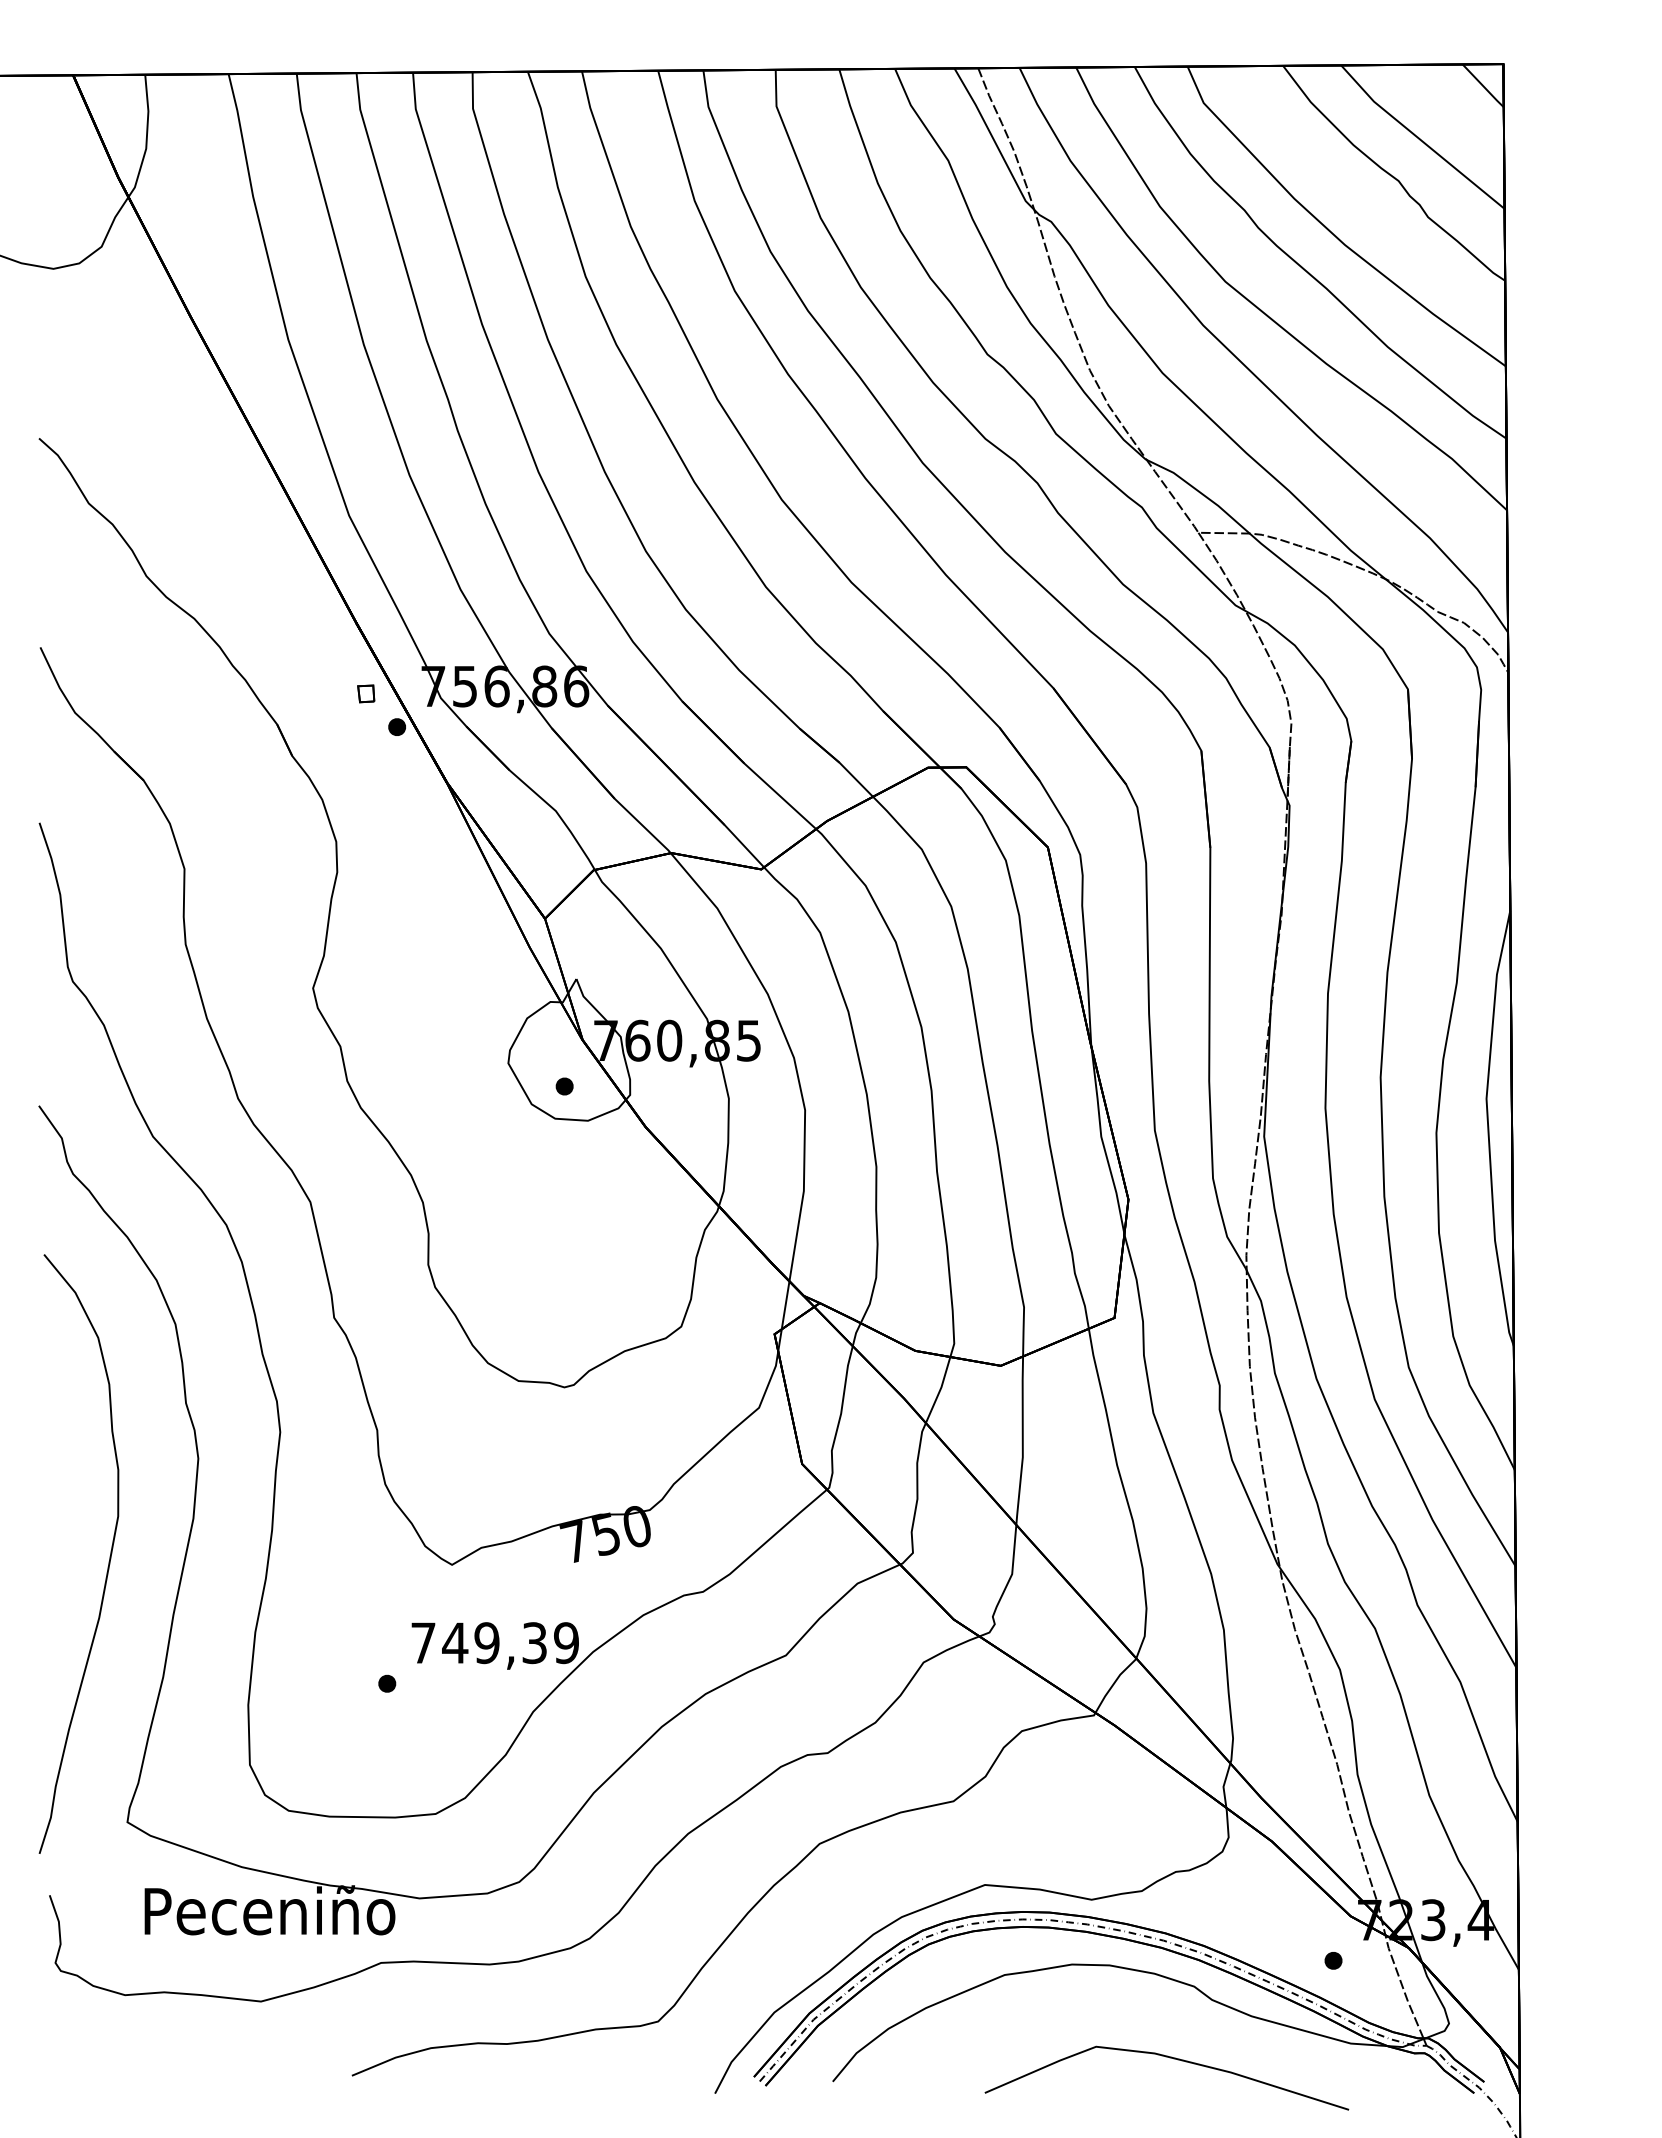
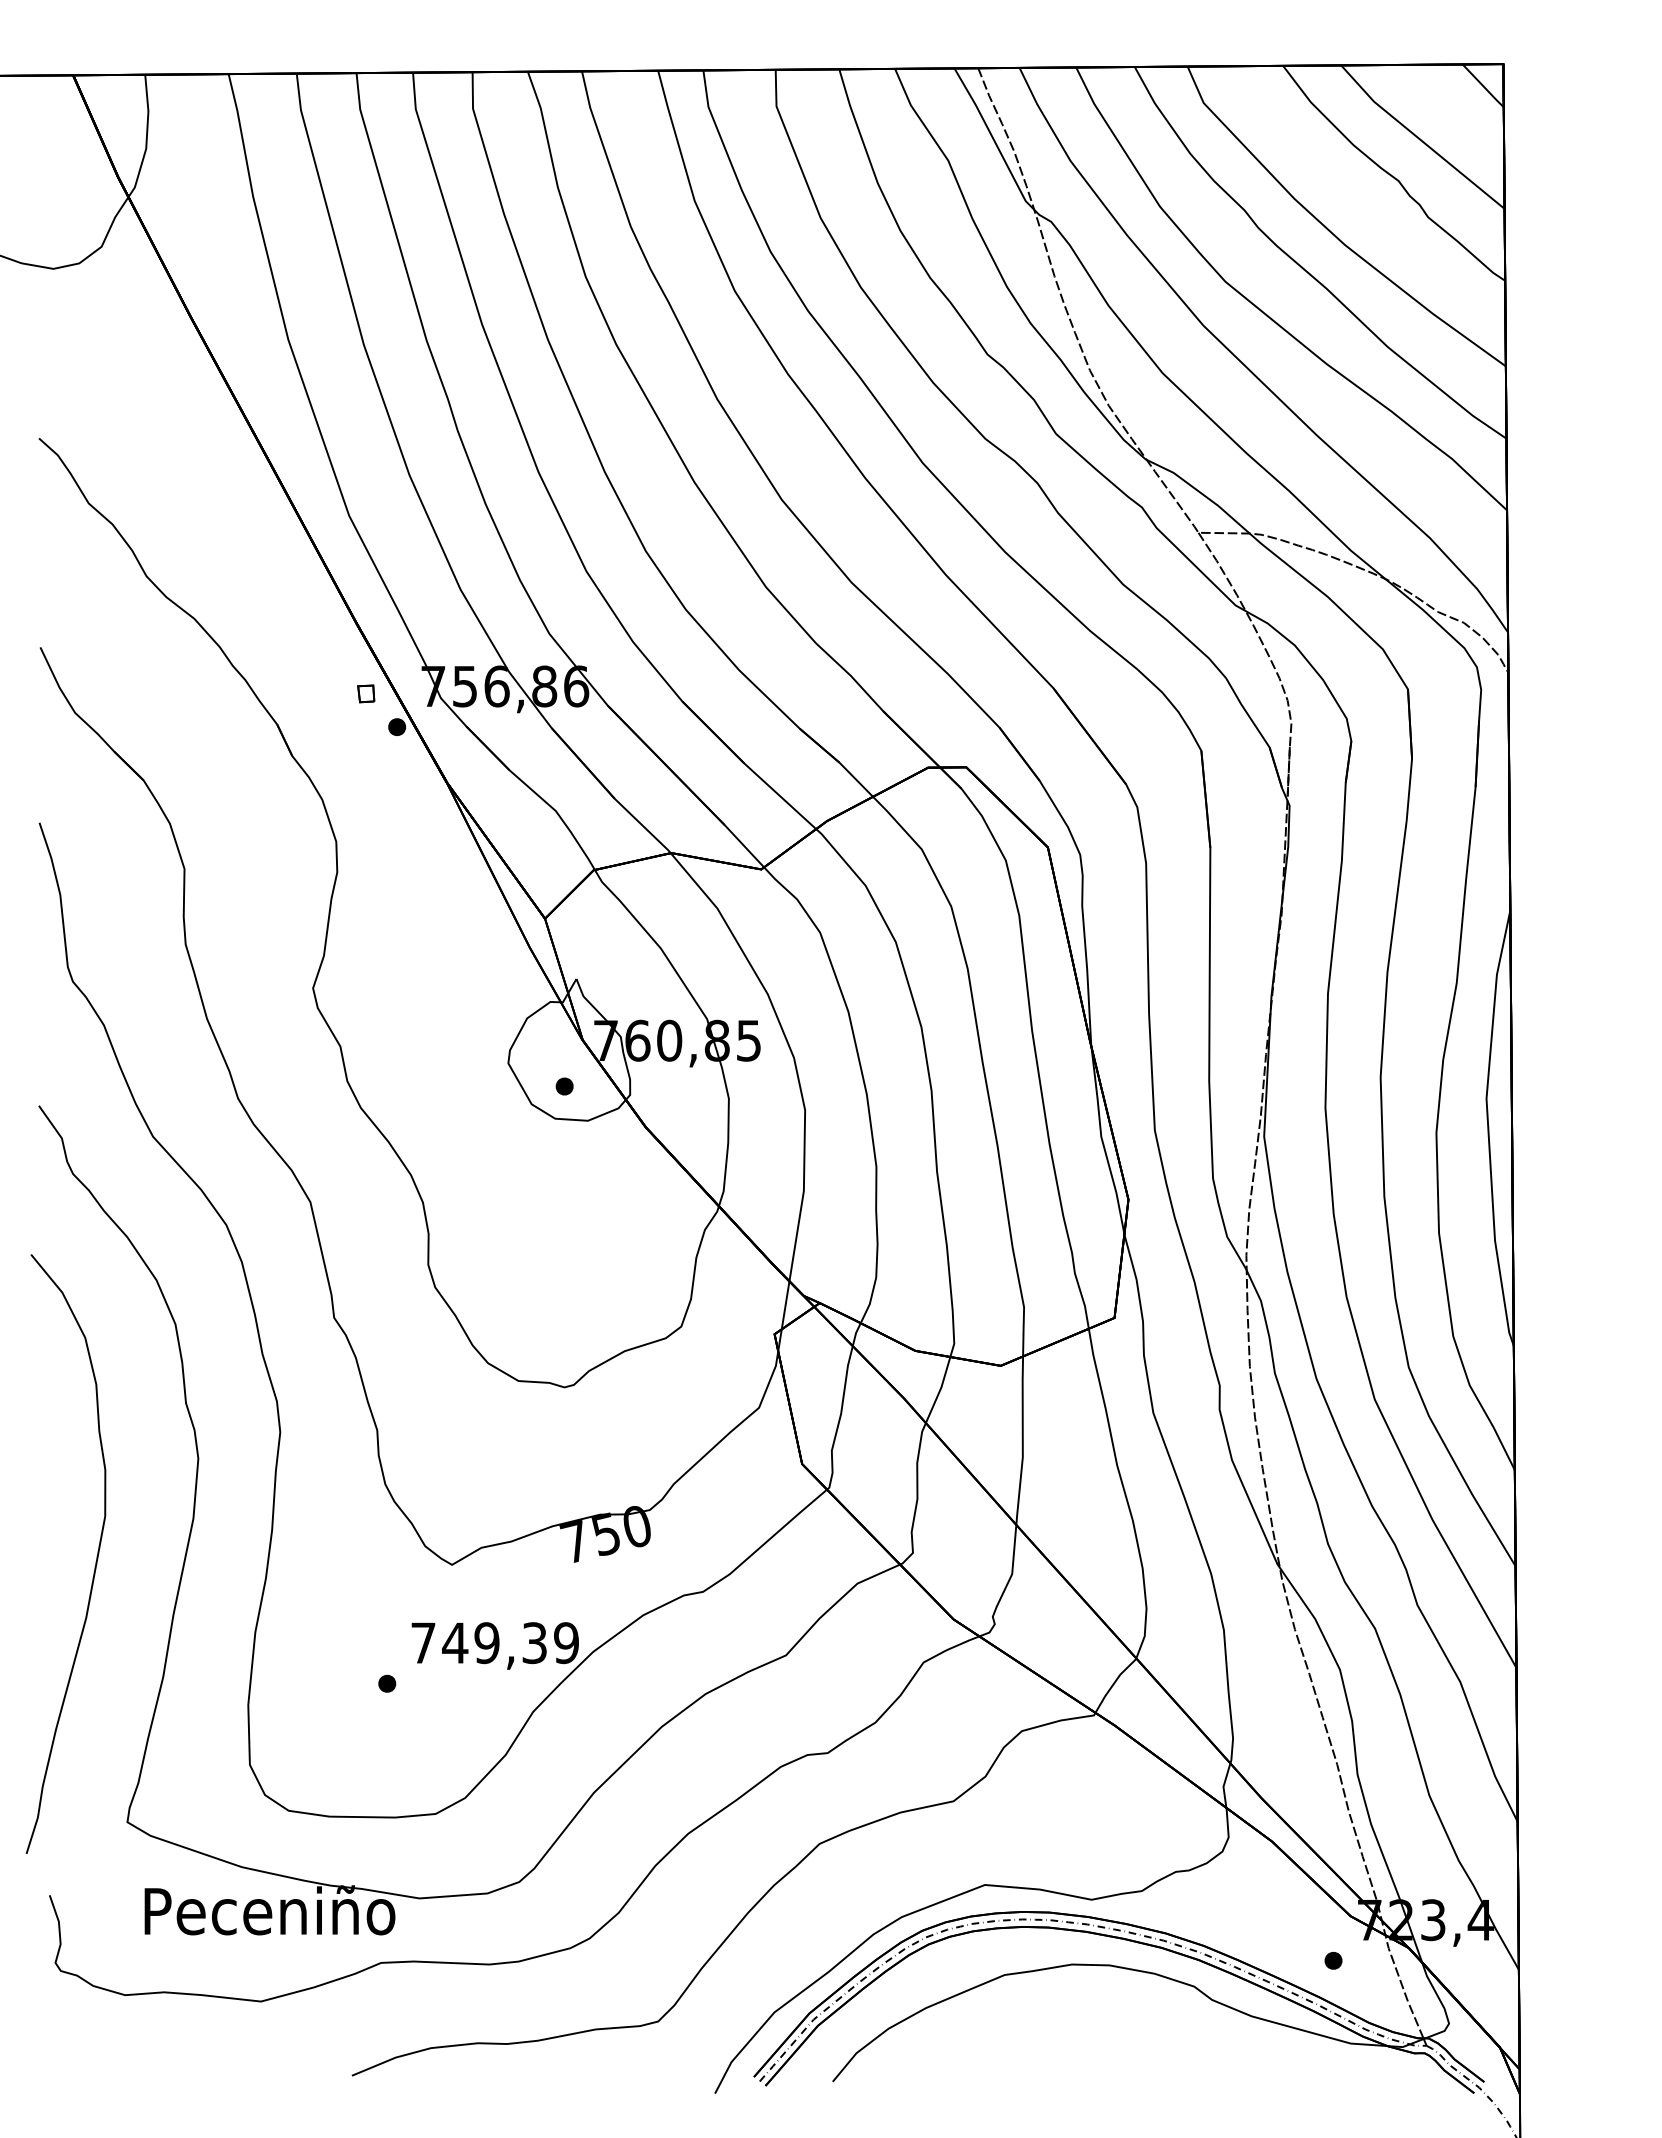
curve position: (108, 1561) -> (95, 1561) (95, 1561)
curve: present -> none (1169, 2058)
